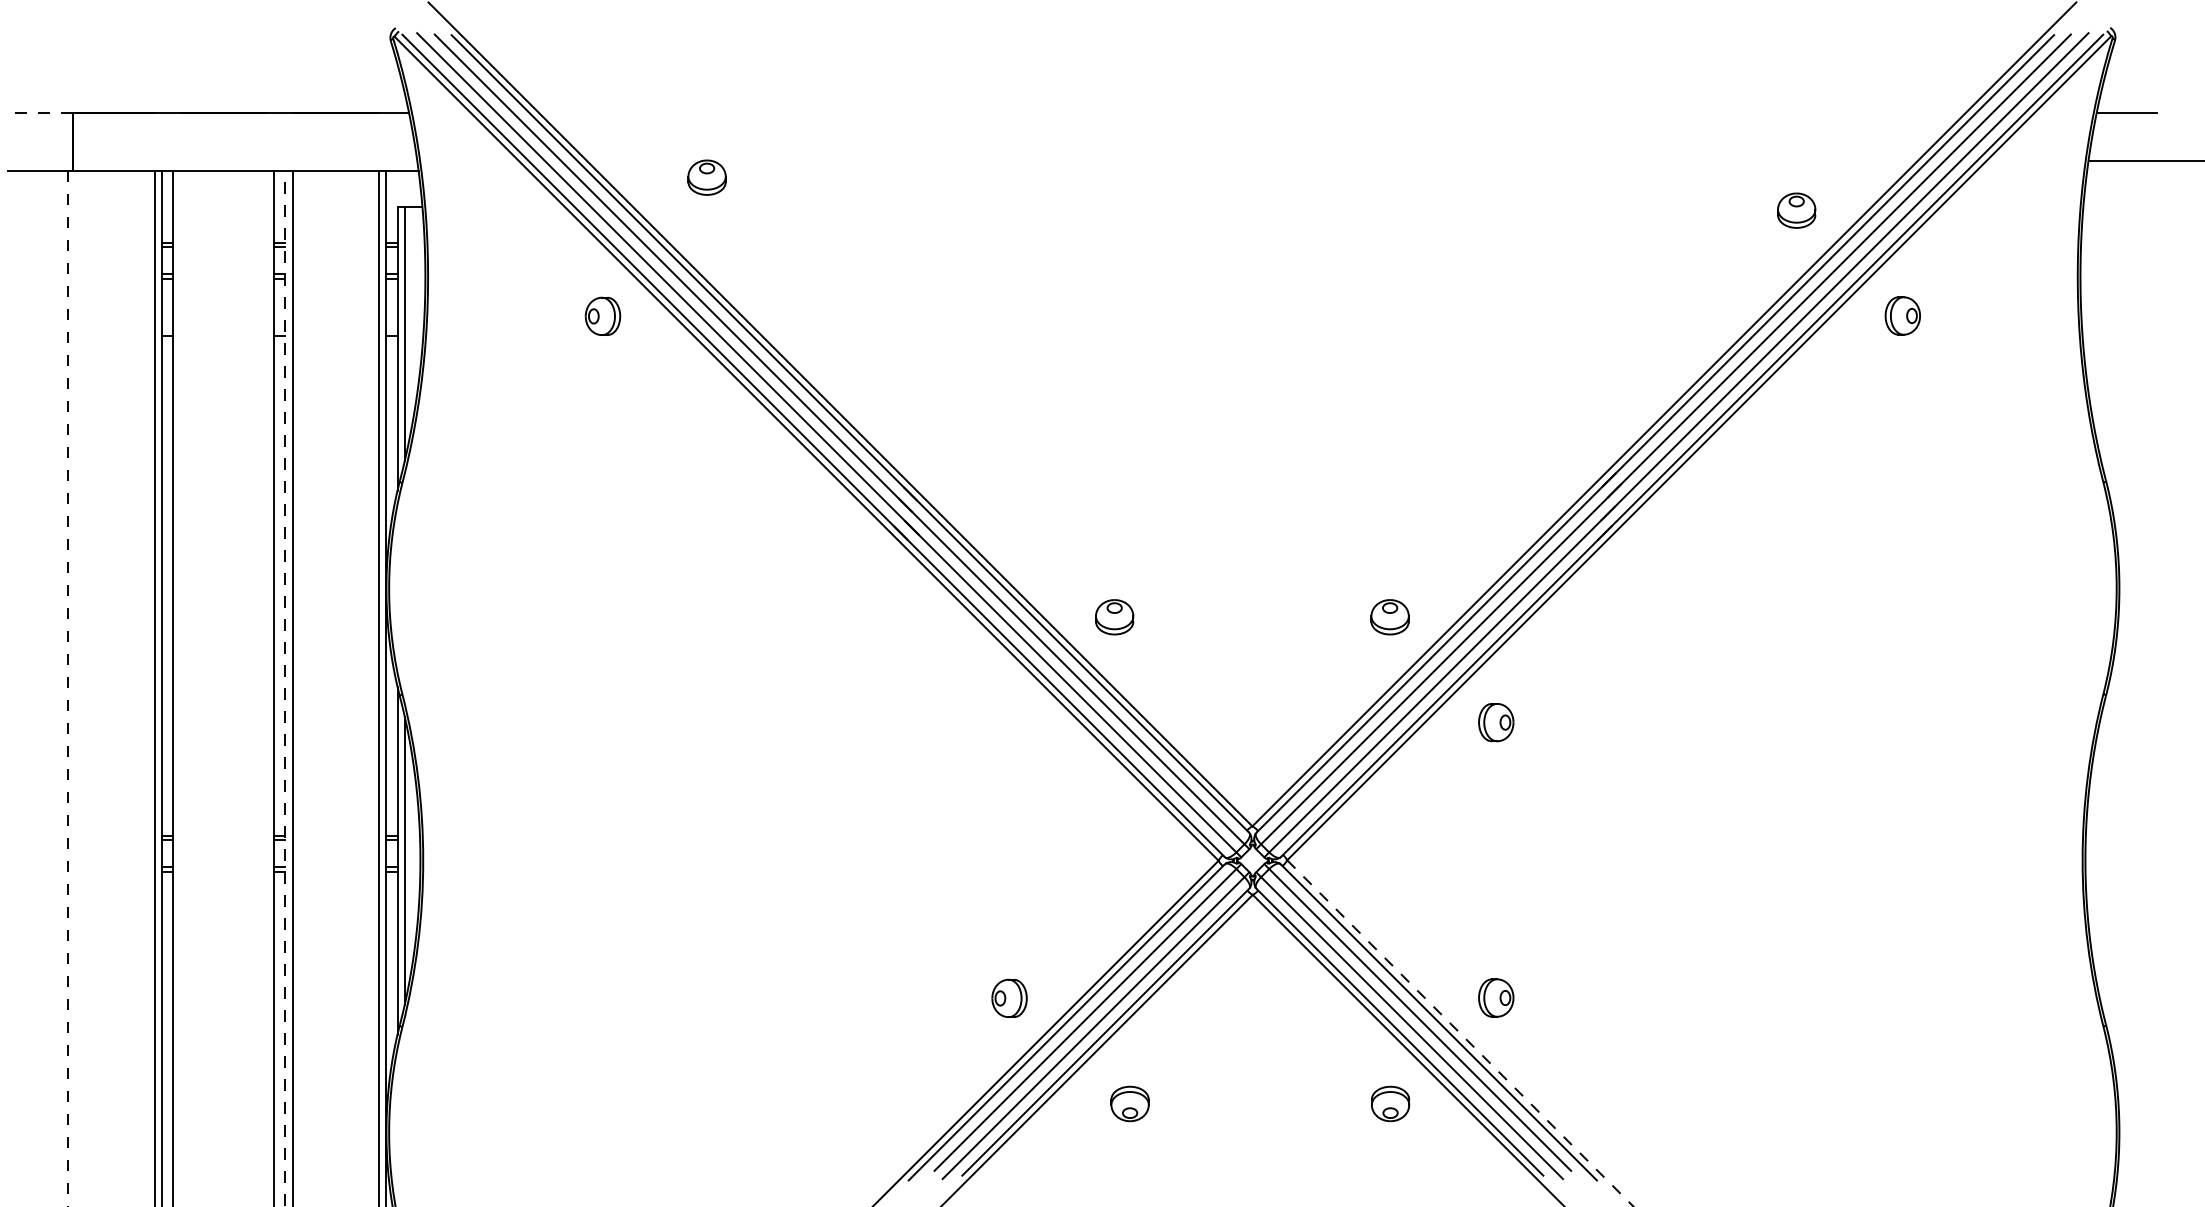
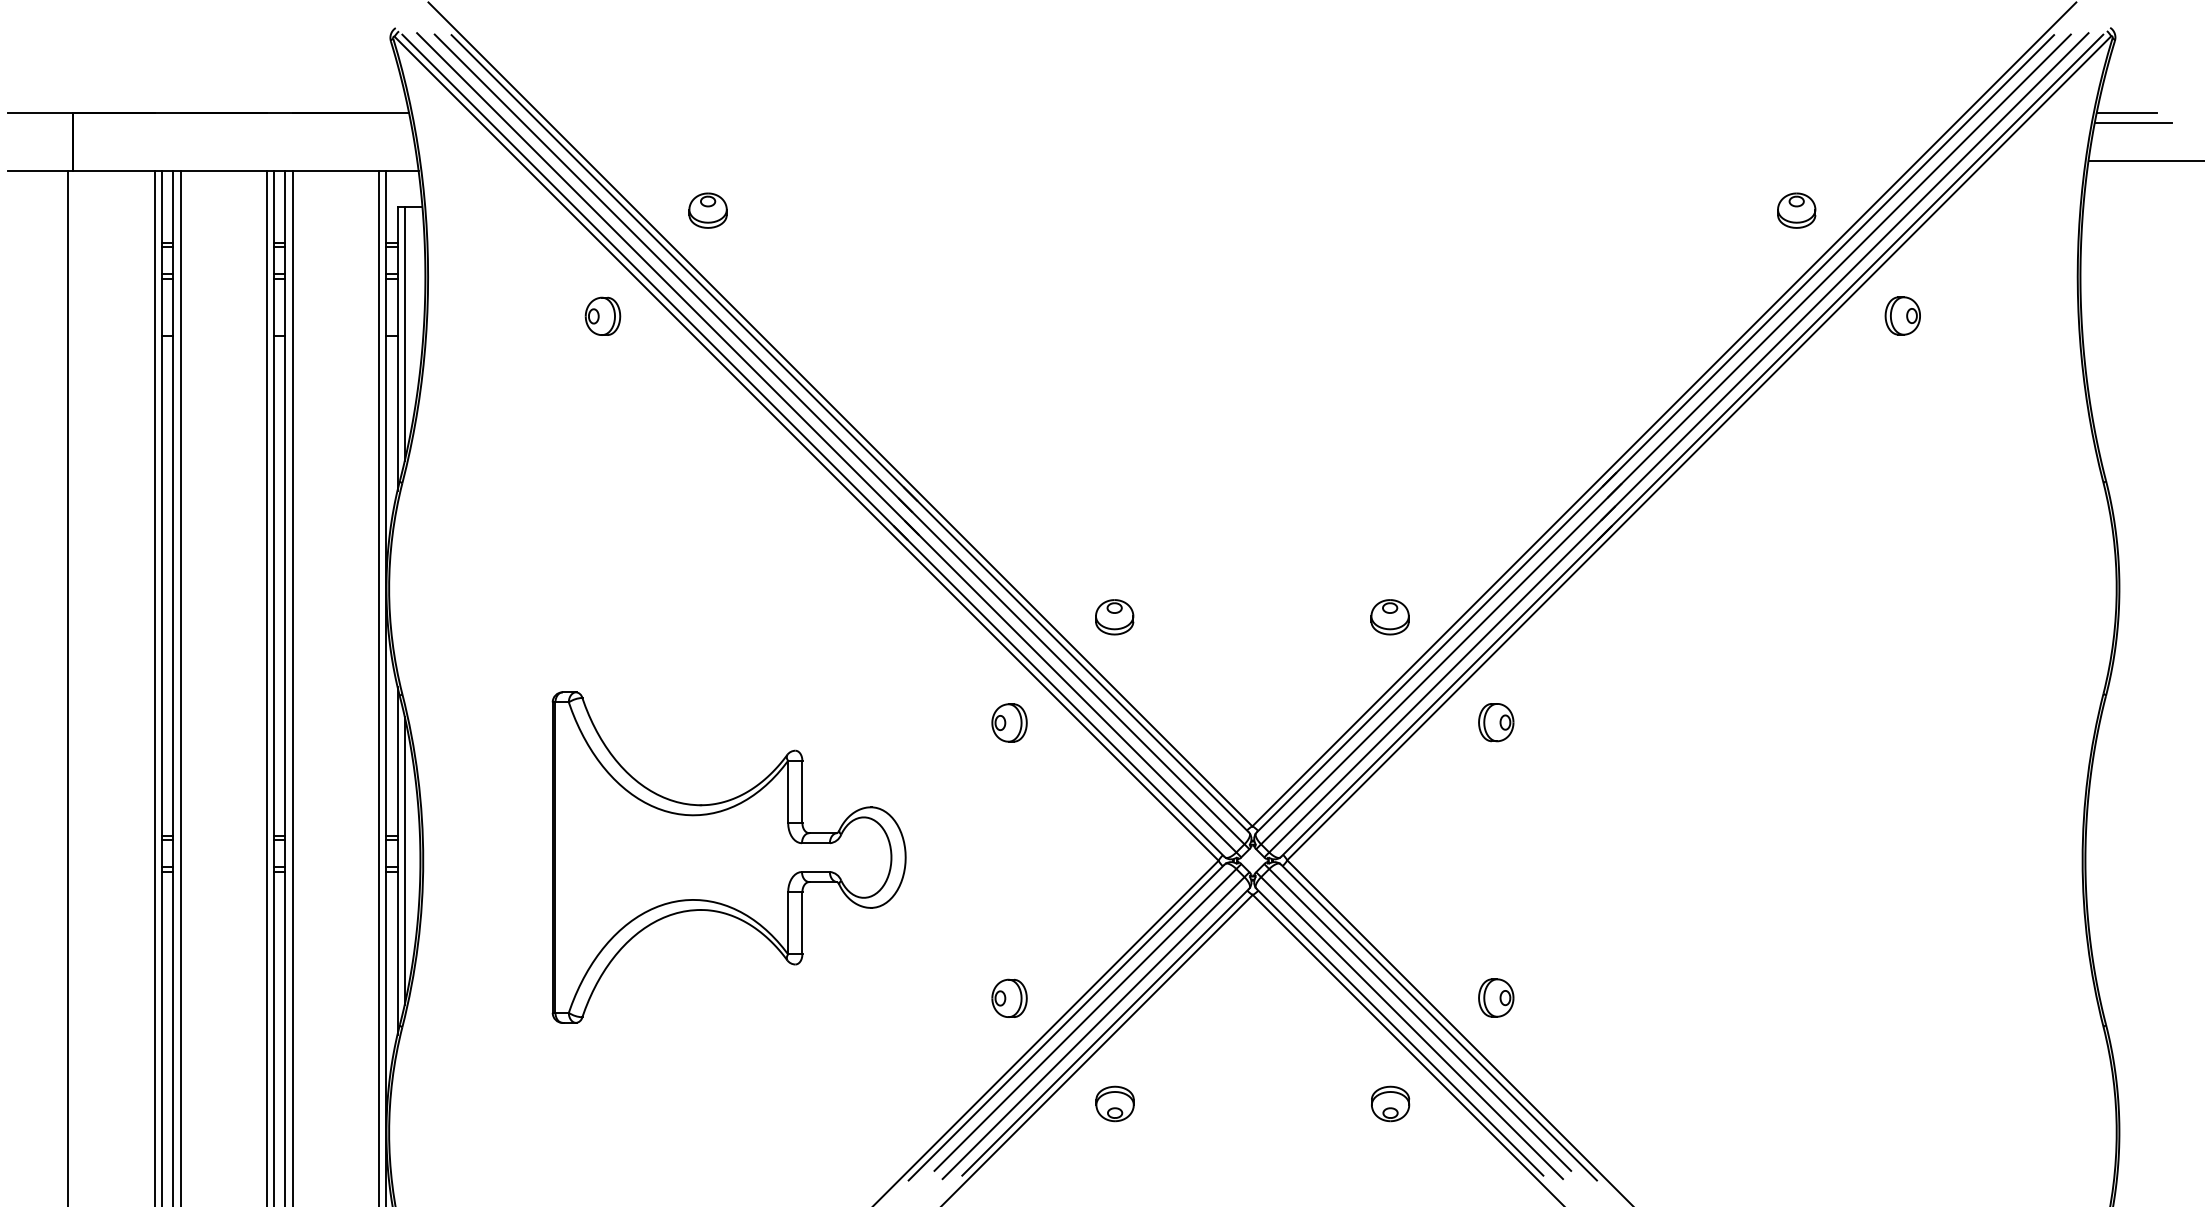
line: dashed -> solid (40, 113)
line: none -> present (2133, 123)
part position: (706, 177) -> (707, 210) (707, 210)
line: none -> present (180, 686)
line: none -> present (266, 686)
line: dashed -> solid (68, 688)
line: dashed -> solid (285, 688)
part: none -> present (1009, 722)
part: none -> present (728, 857)
line: dashed -> solid (1460, 1033)
part position: (1129, 1103) -> (1114, 1103) (1114, 1103)
